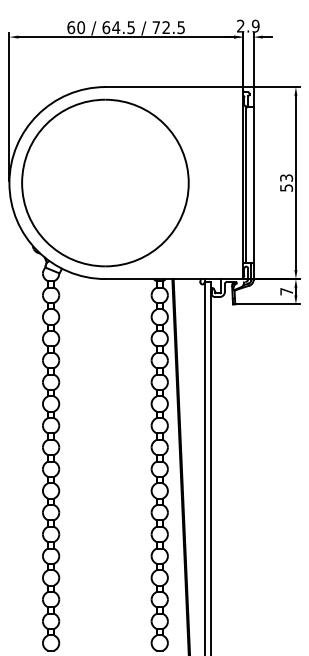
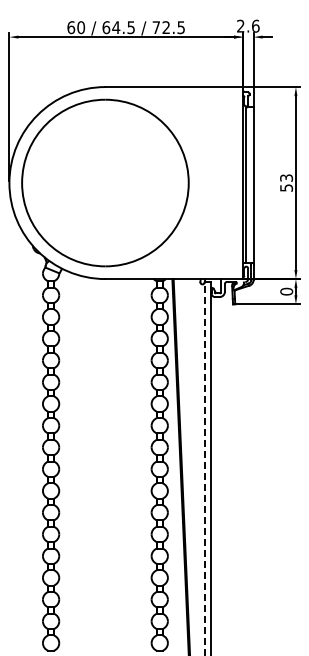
text: 2.9 -> 2.6 (255, 25)
text: 7 -> 0 (286, 291)
line: solid -> dashed (205, 468)
